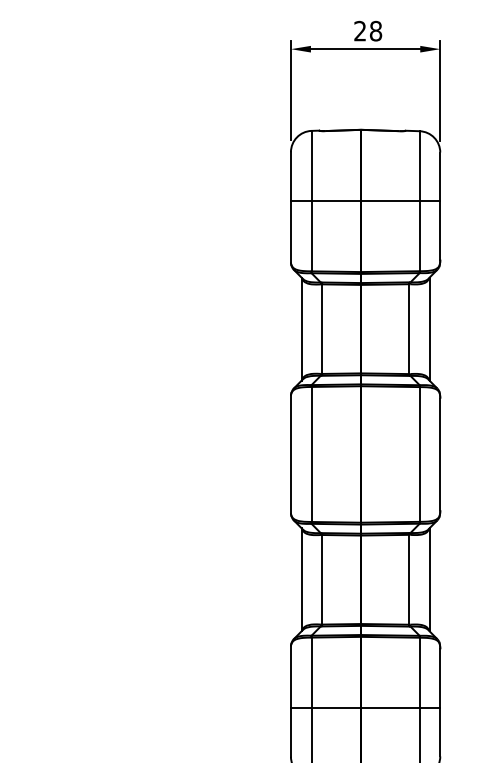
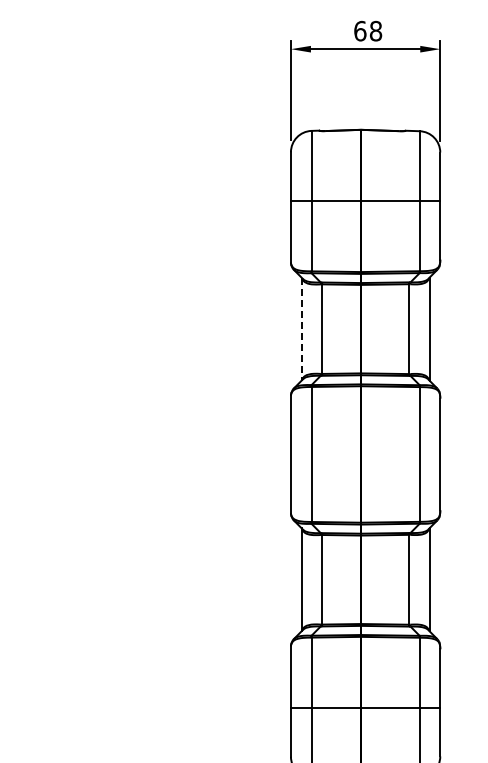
text: 28 -> 68 (360, 30)
line: solid -> dashed (301, 329)
